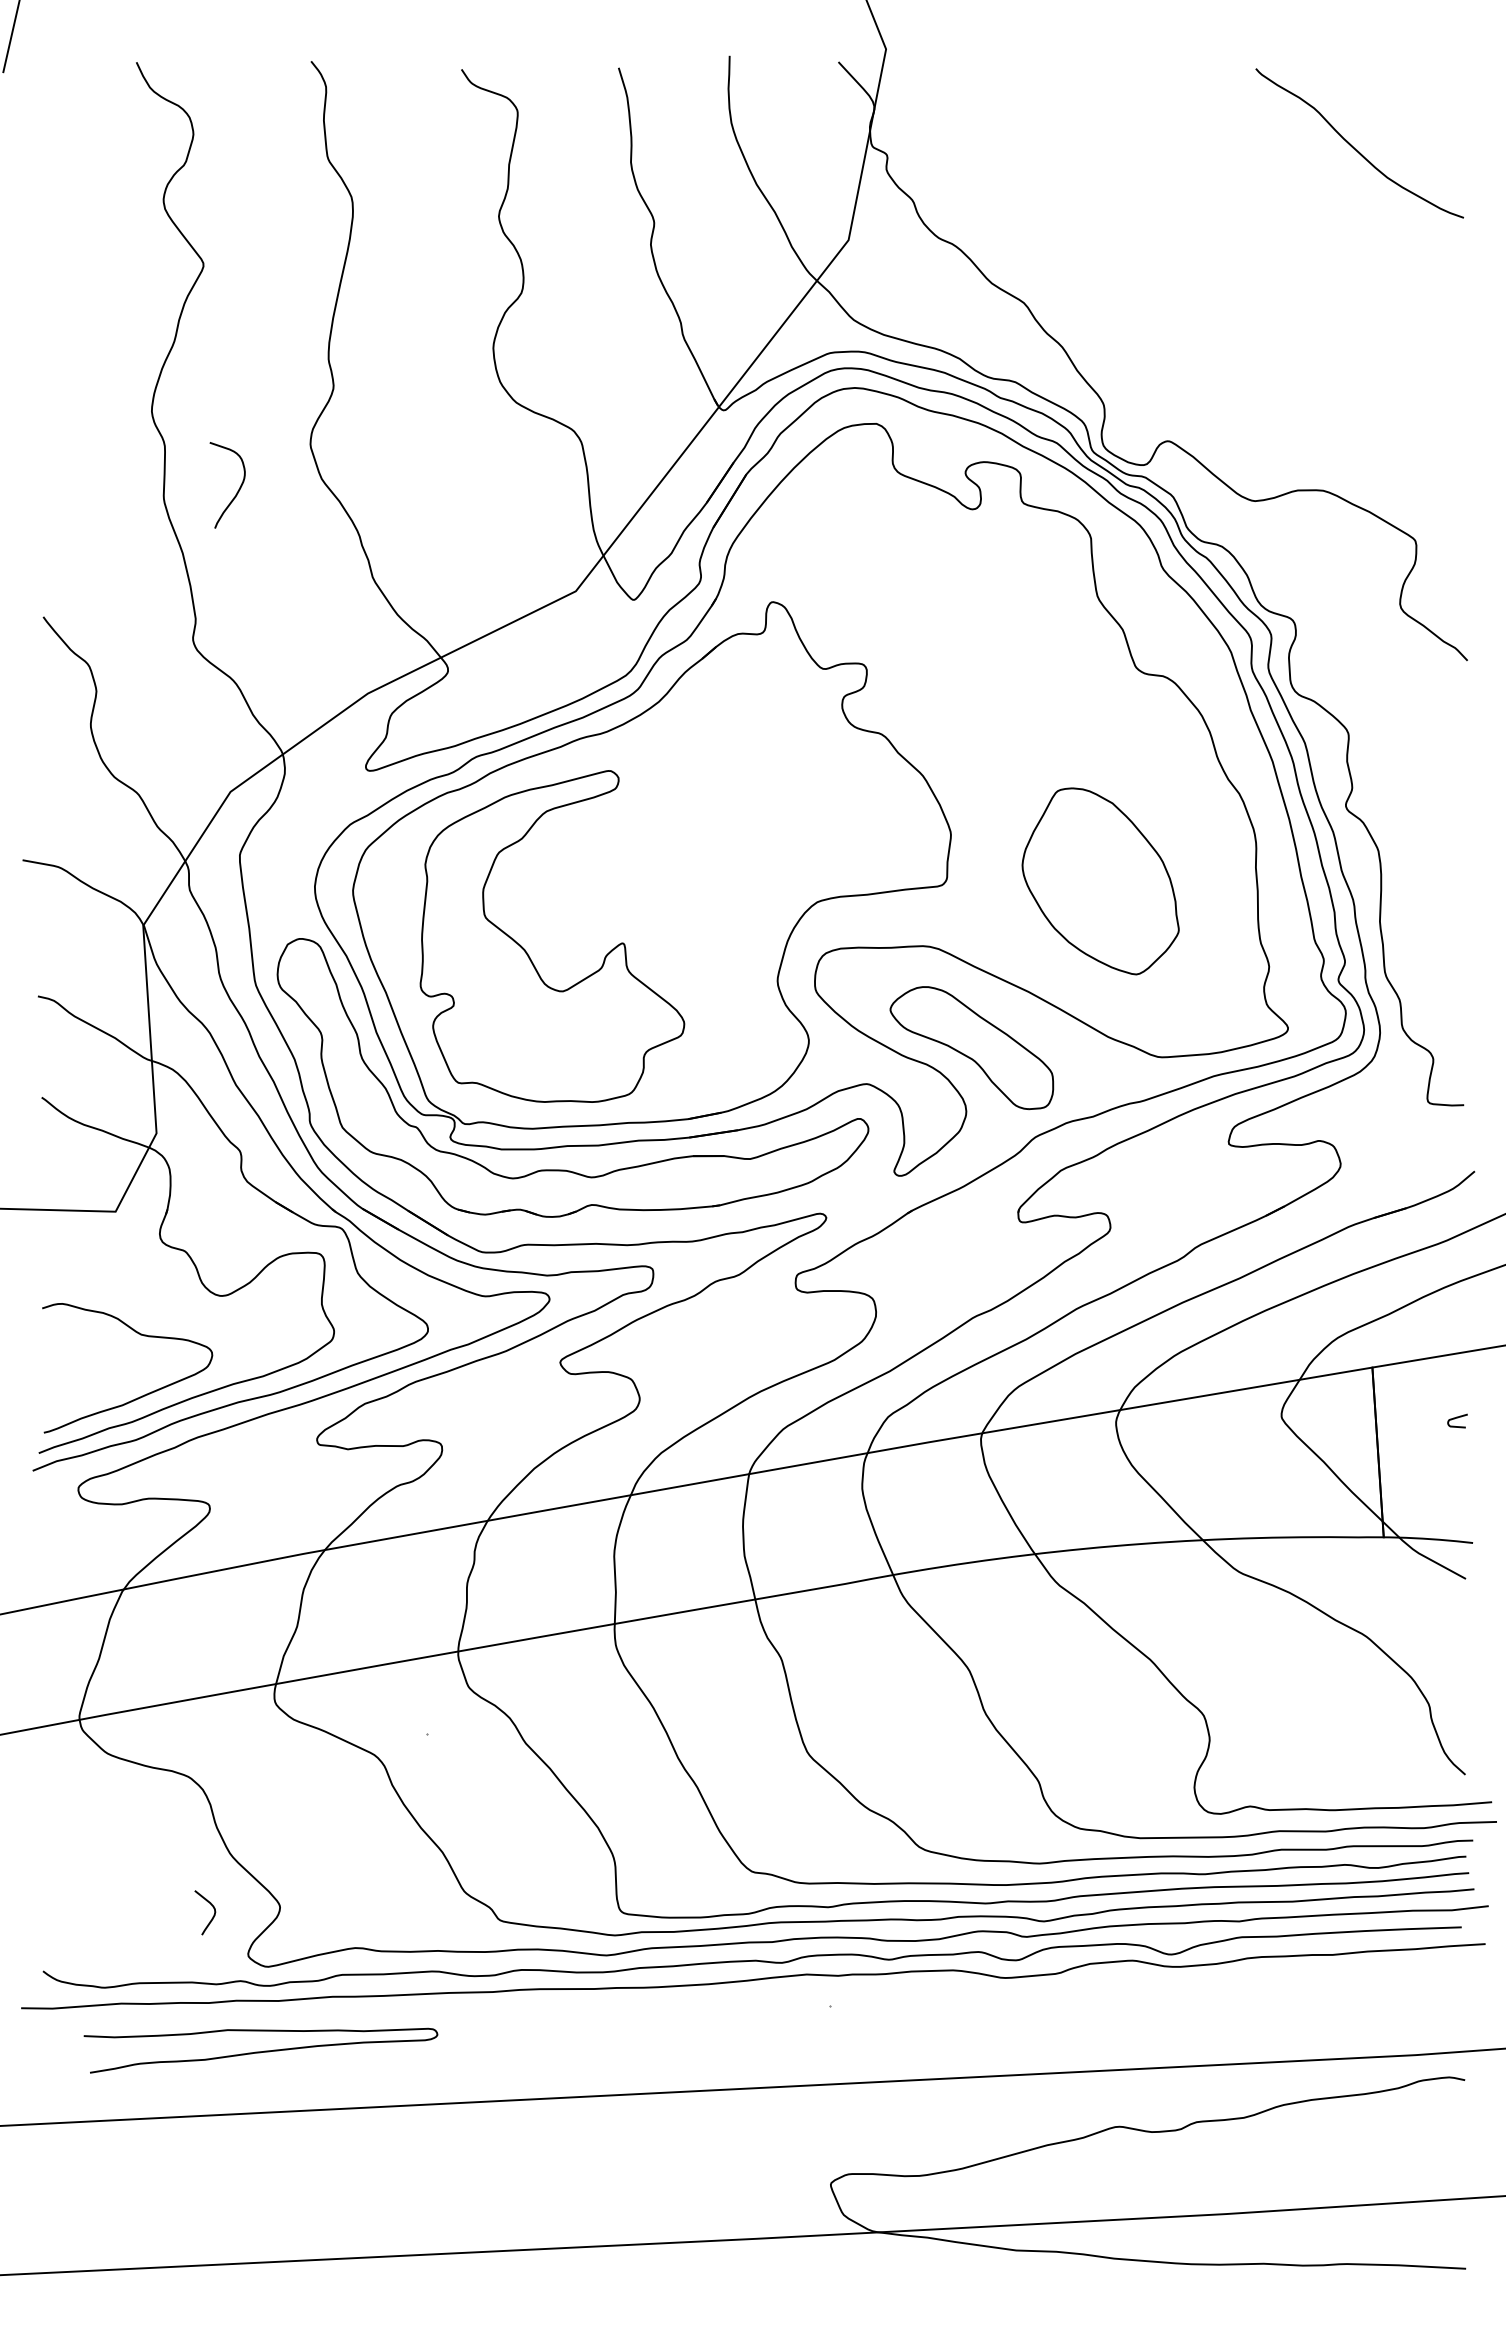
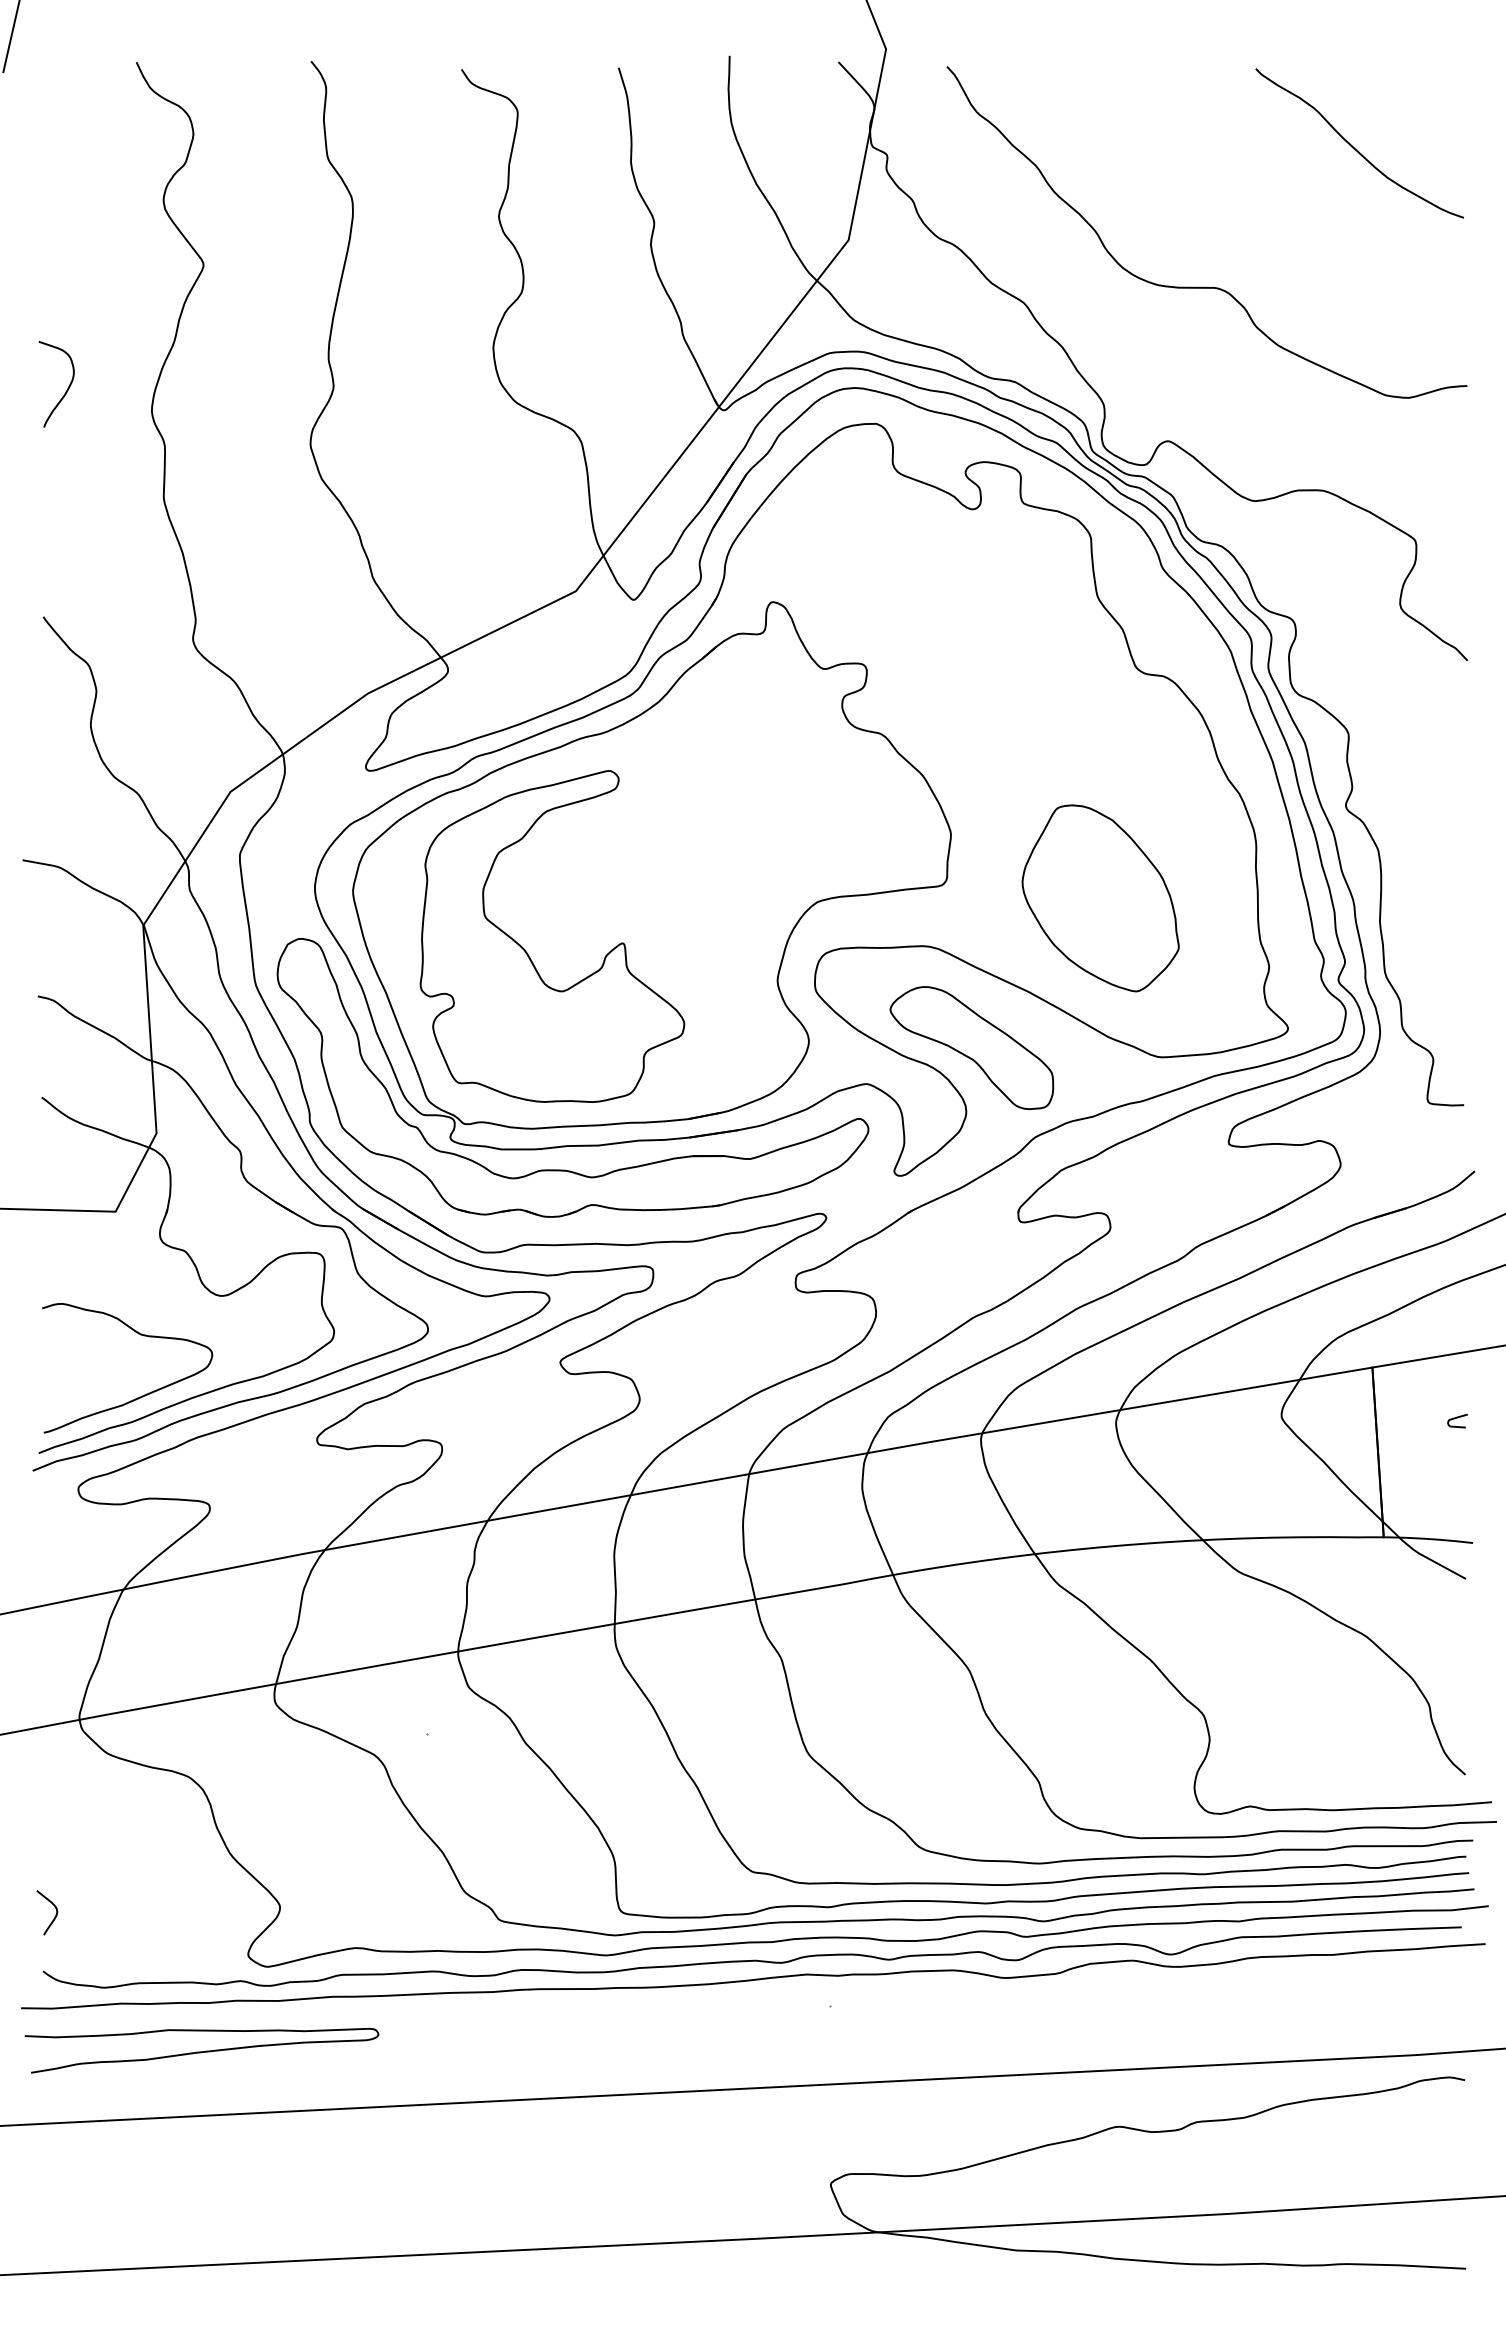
curve: none -> present (1204, 286)
curve position: (237, 490) -> (66, 389) (66, 389)
part position: (1100, 881) -> (1100, 898) (1100, 898)
curve position: (212, 1916) -> (54, 1916) (54, 1916)
curve position: (260, 2051) -> (201, 2051) (201, 2051)
